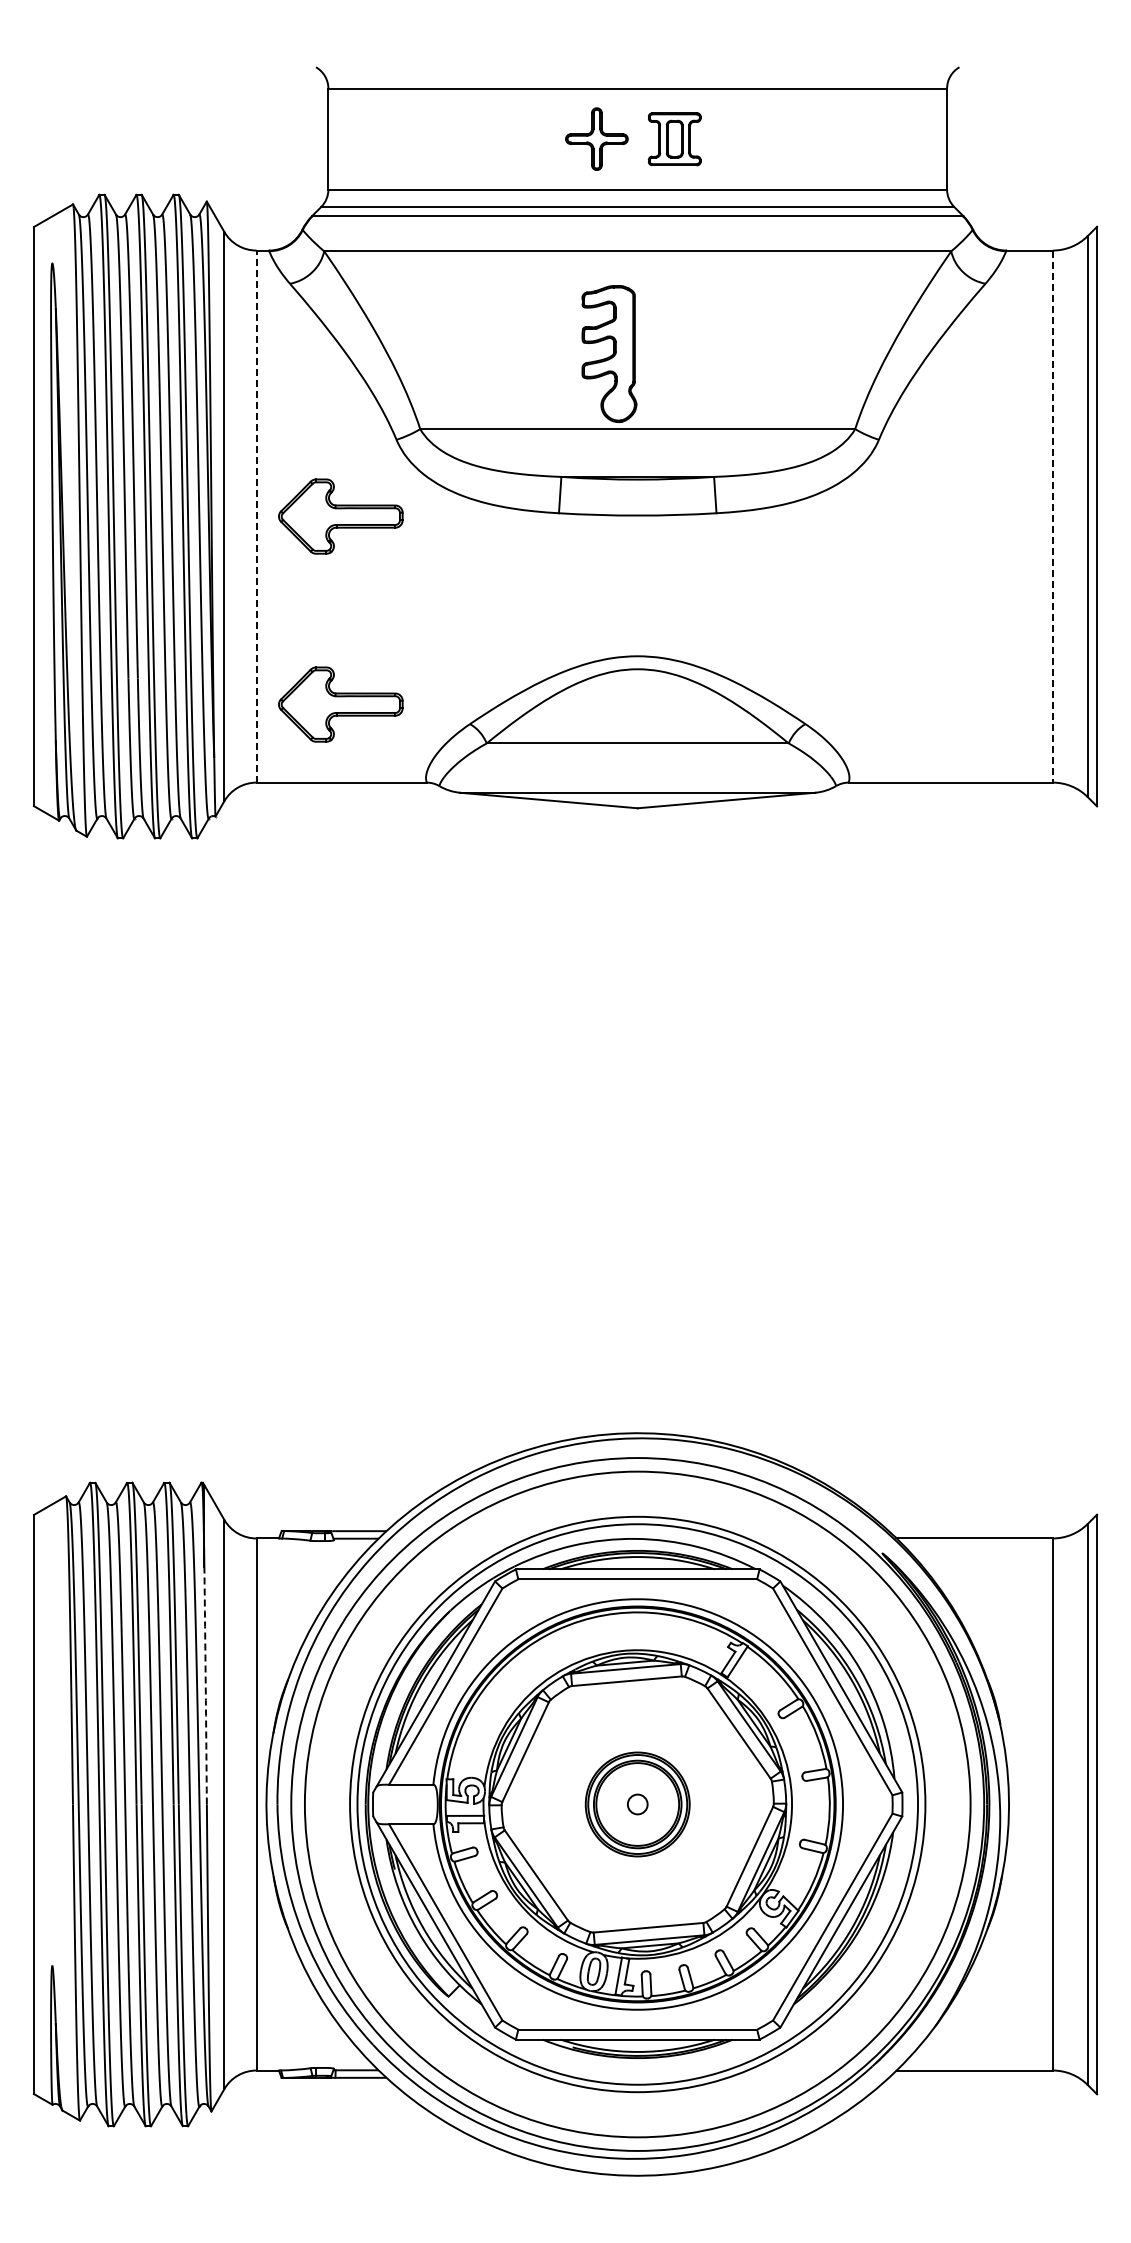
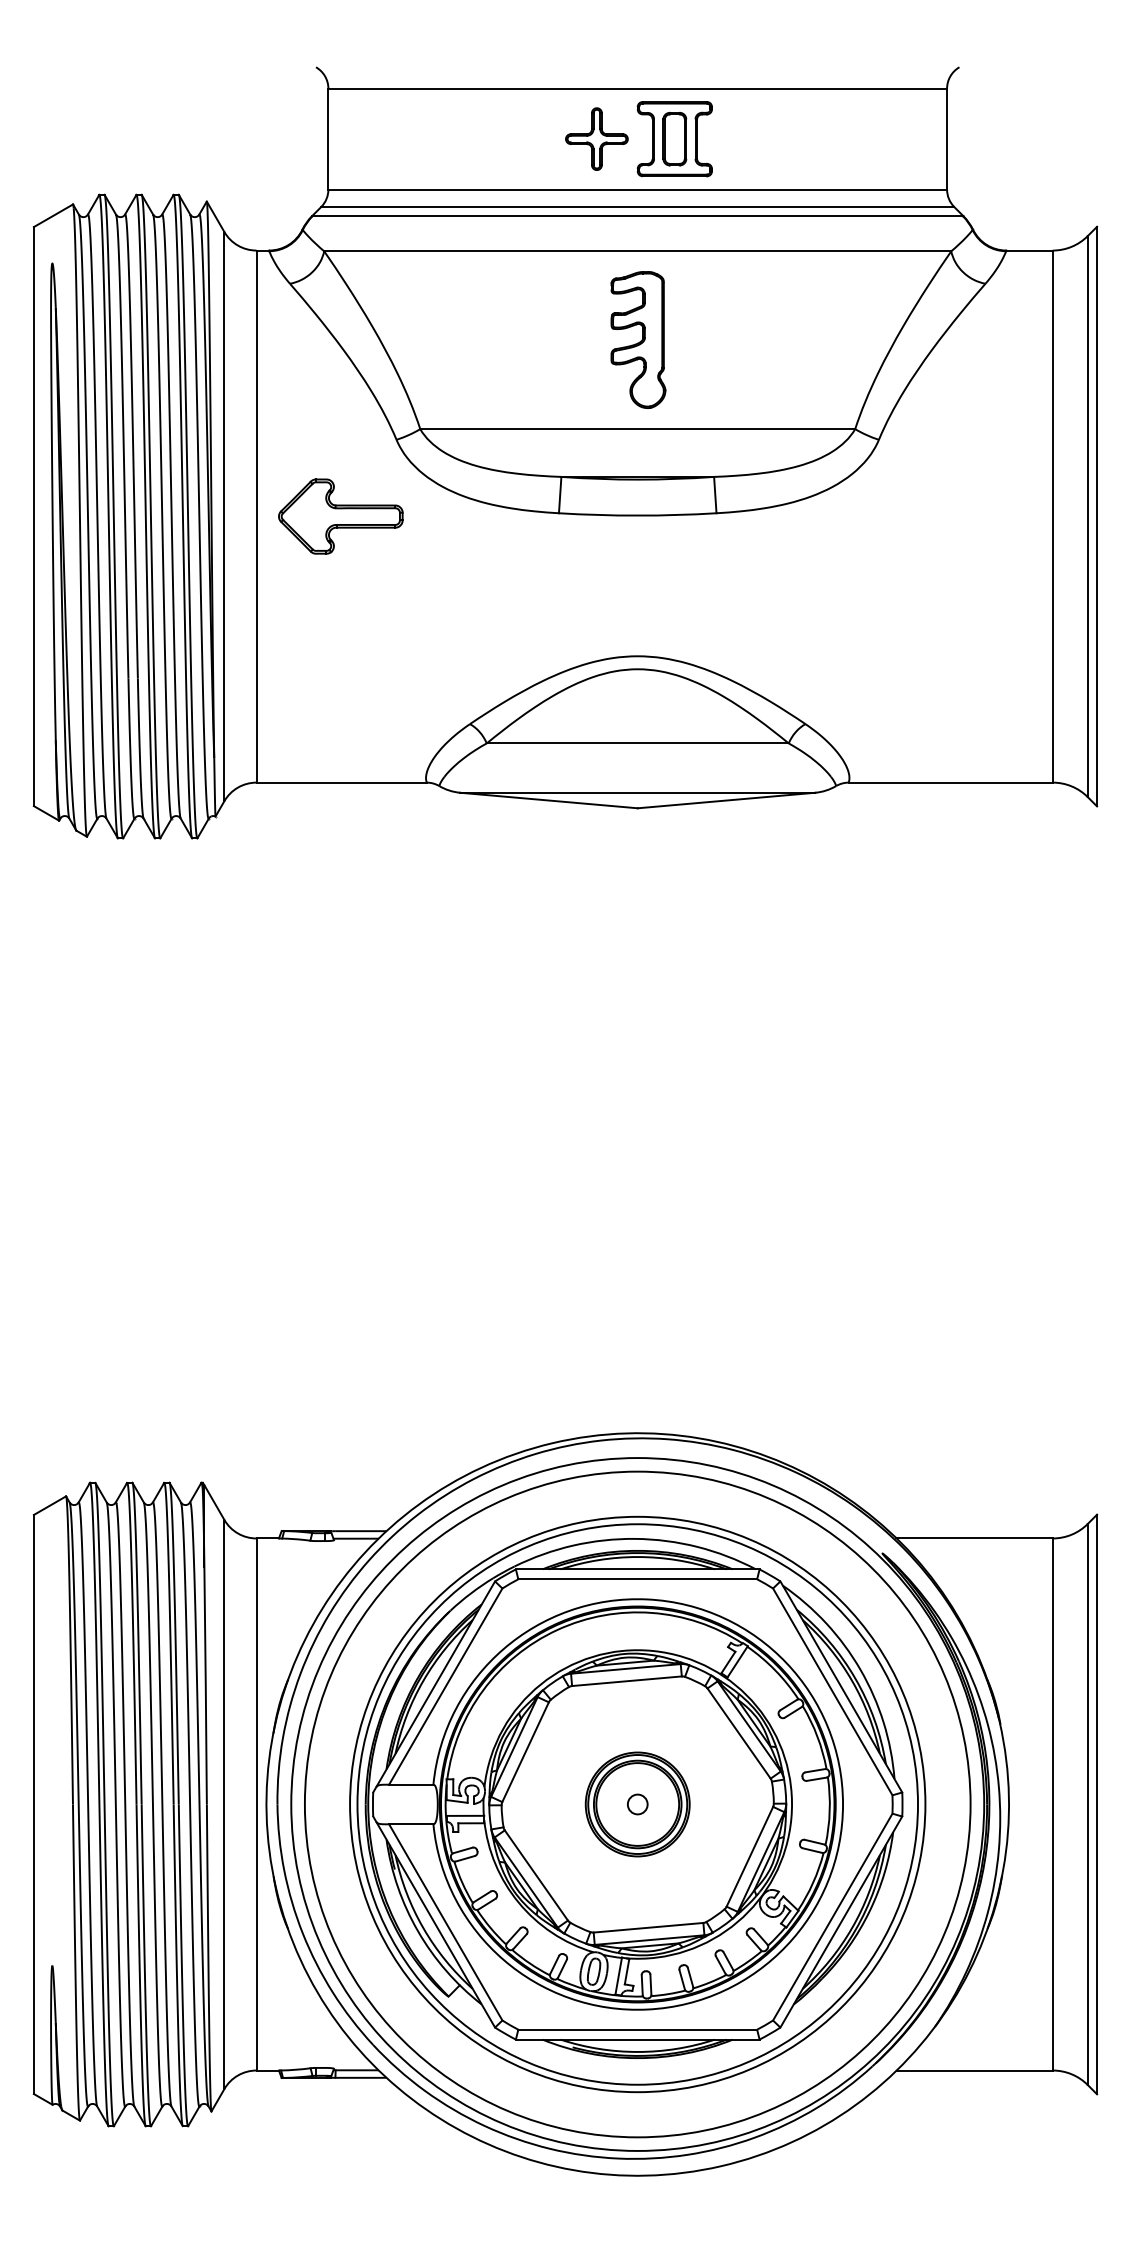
part size: 55x55 px -> 77x77 px (674, 139)
part position: (609, 353) -> (638, 339) (638, 339)
line: dashed -> solid (256, 516)
line: dashed -> solid (1052, 517)
part: present -> none (340, 704)
arc: dashed -> solid (205, 1685)
